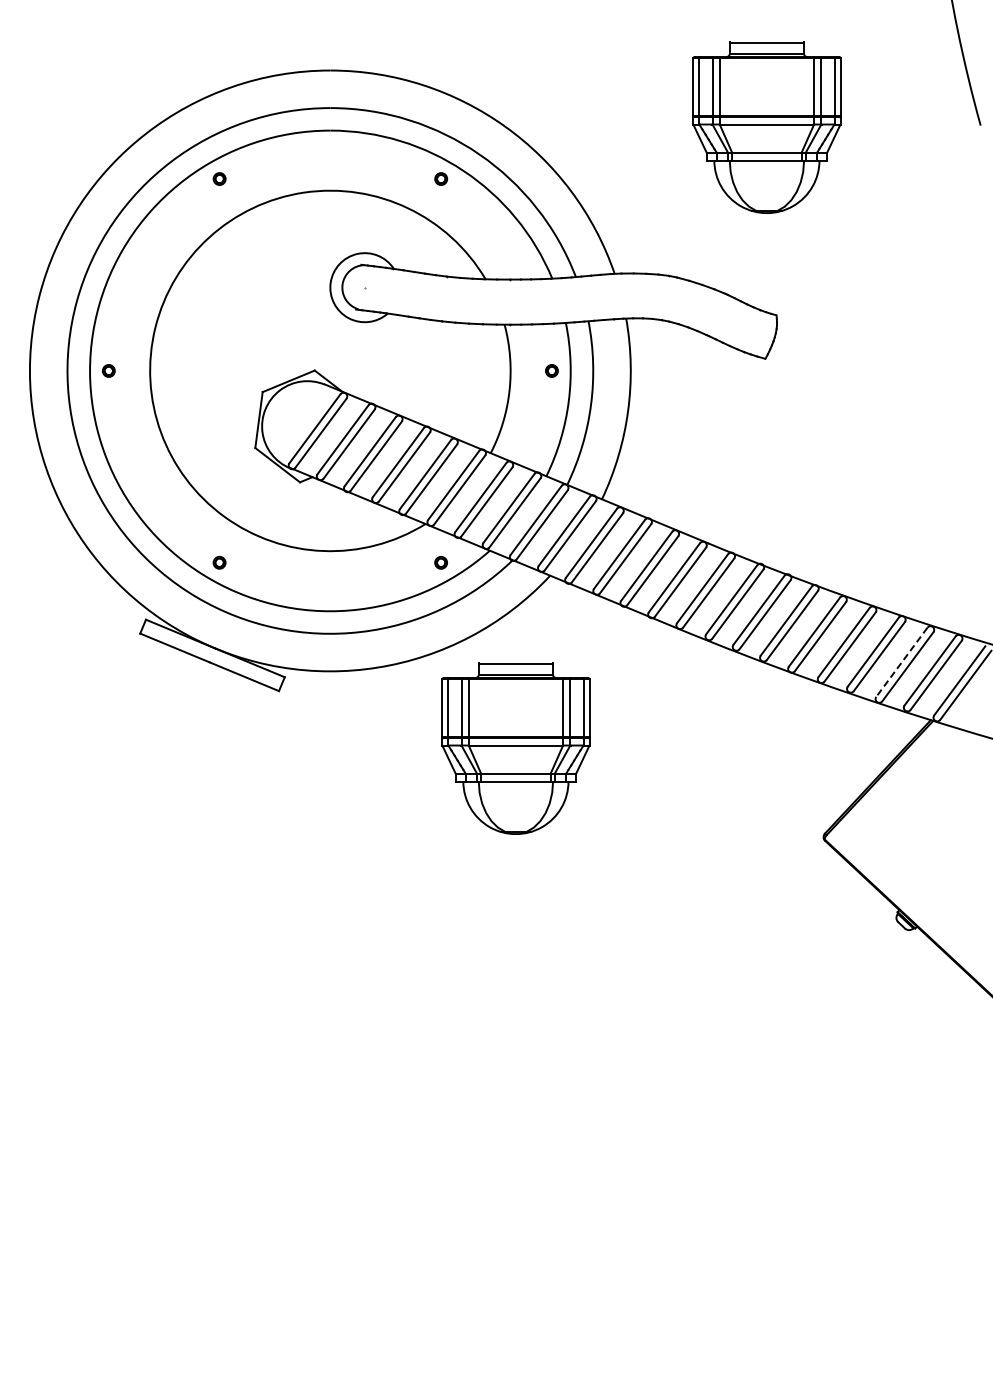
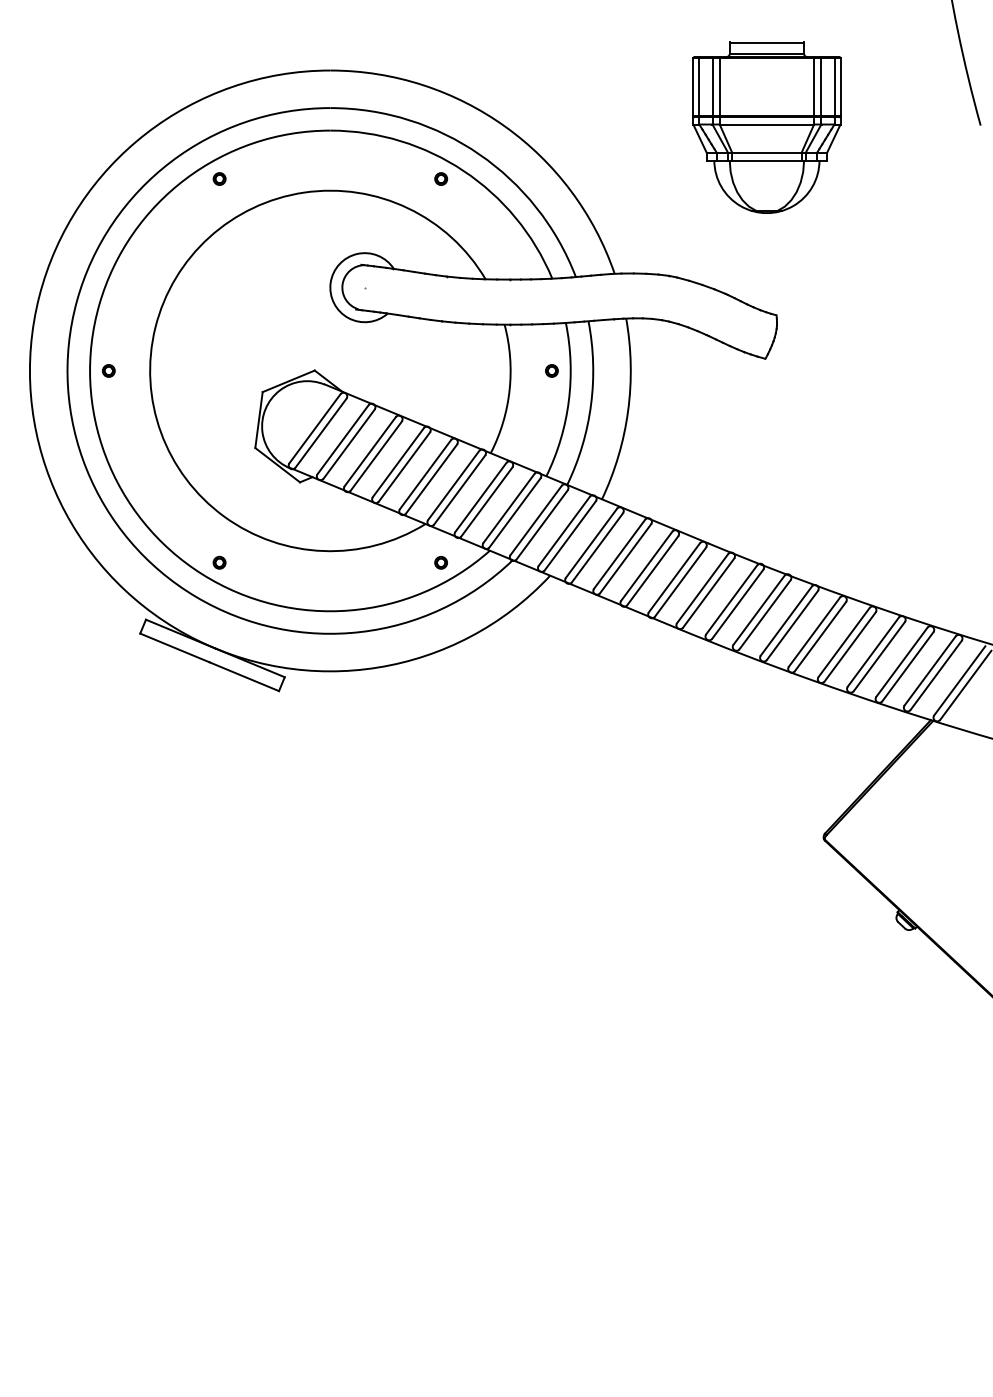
line: dashed -> solid (901, 662)
part: present -> none (515, 748)
